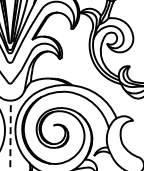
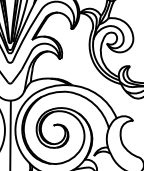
line: dashed -> solid (10, 135)
